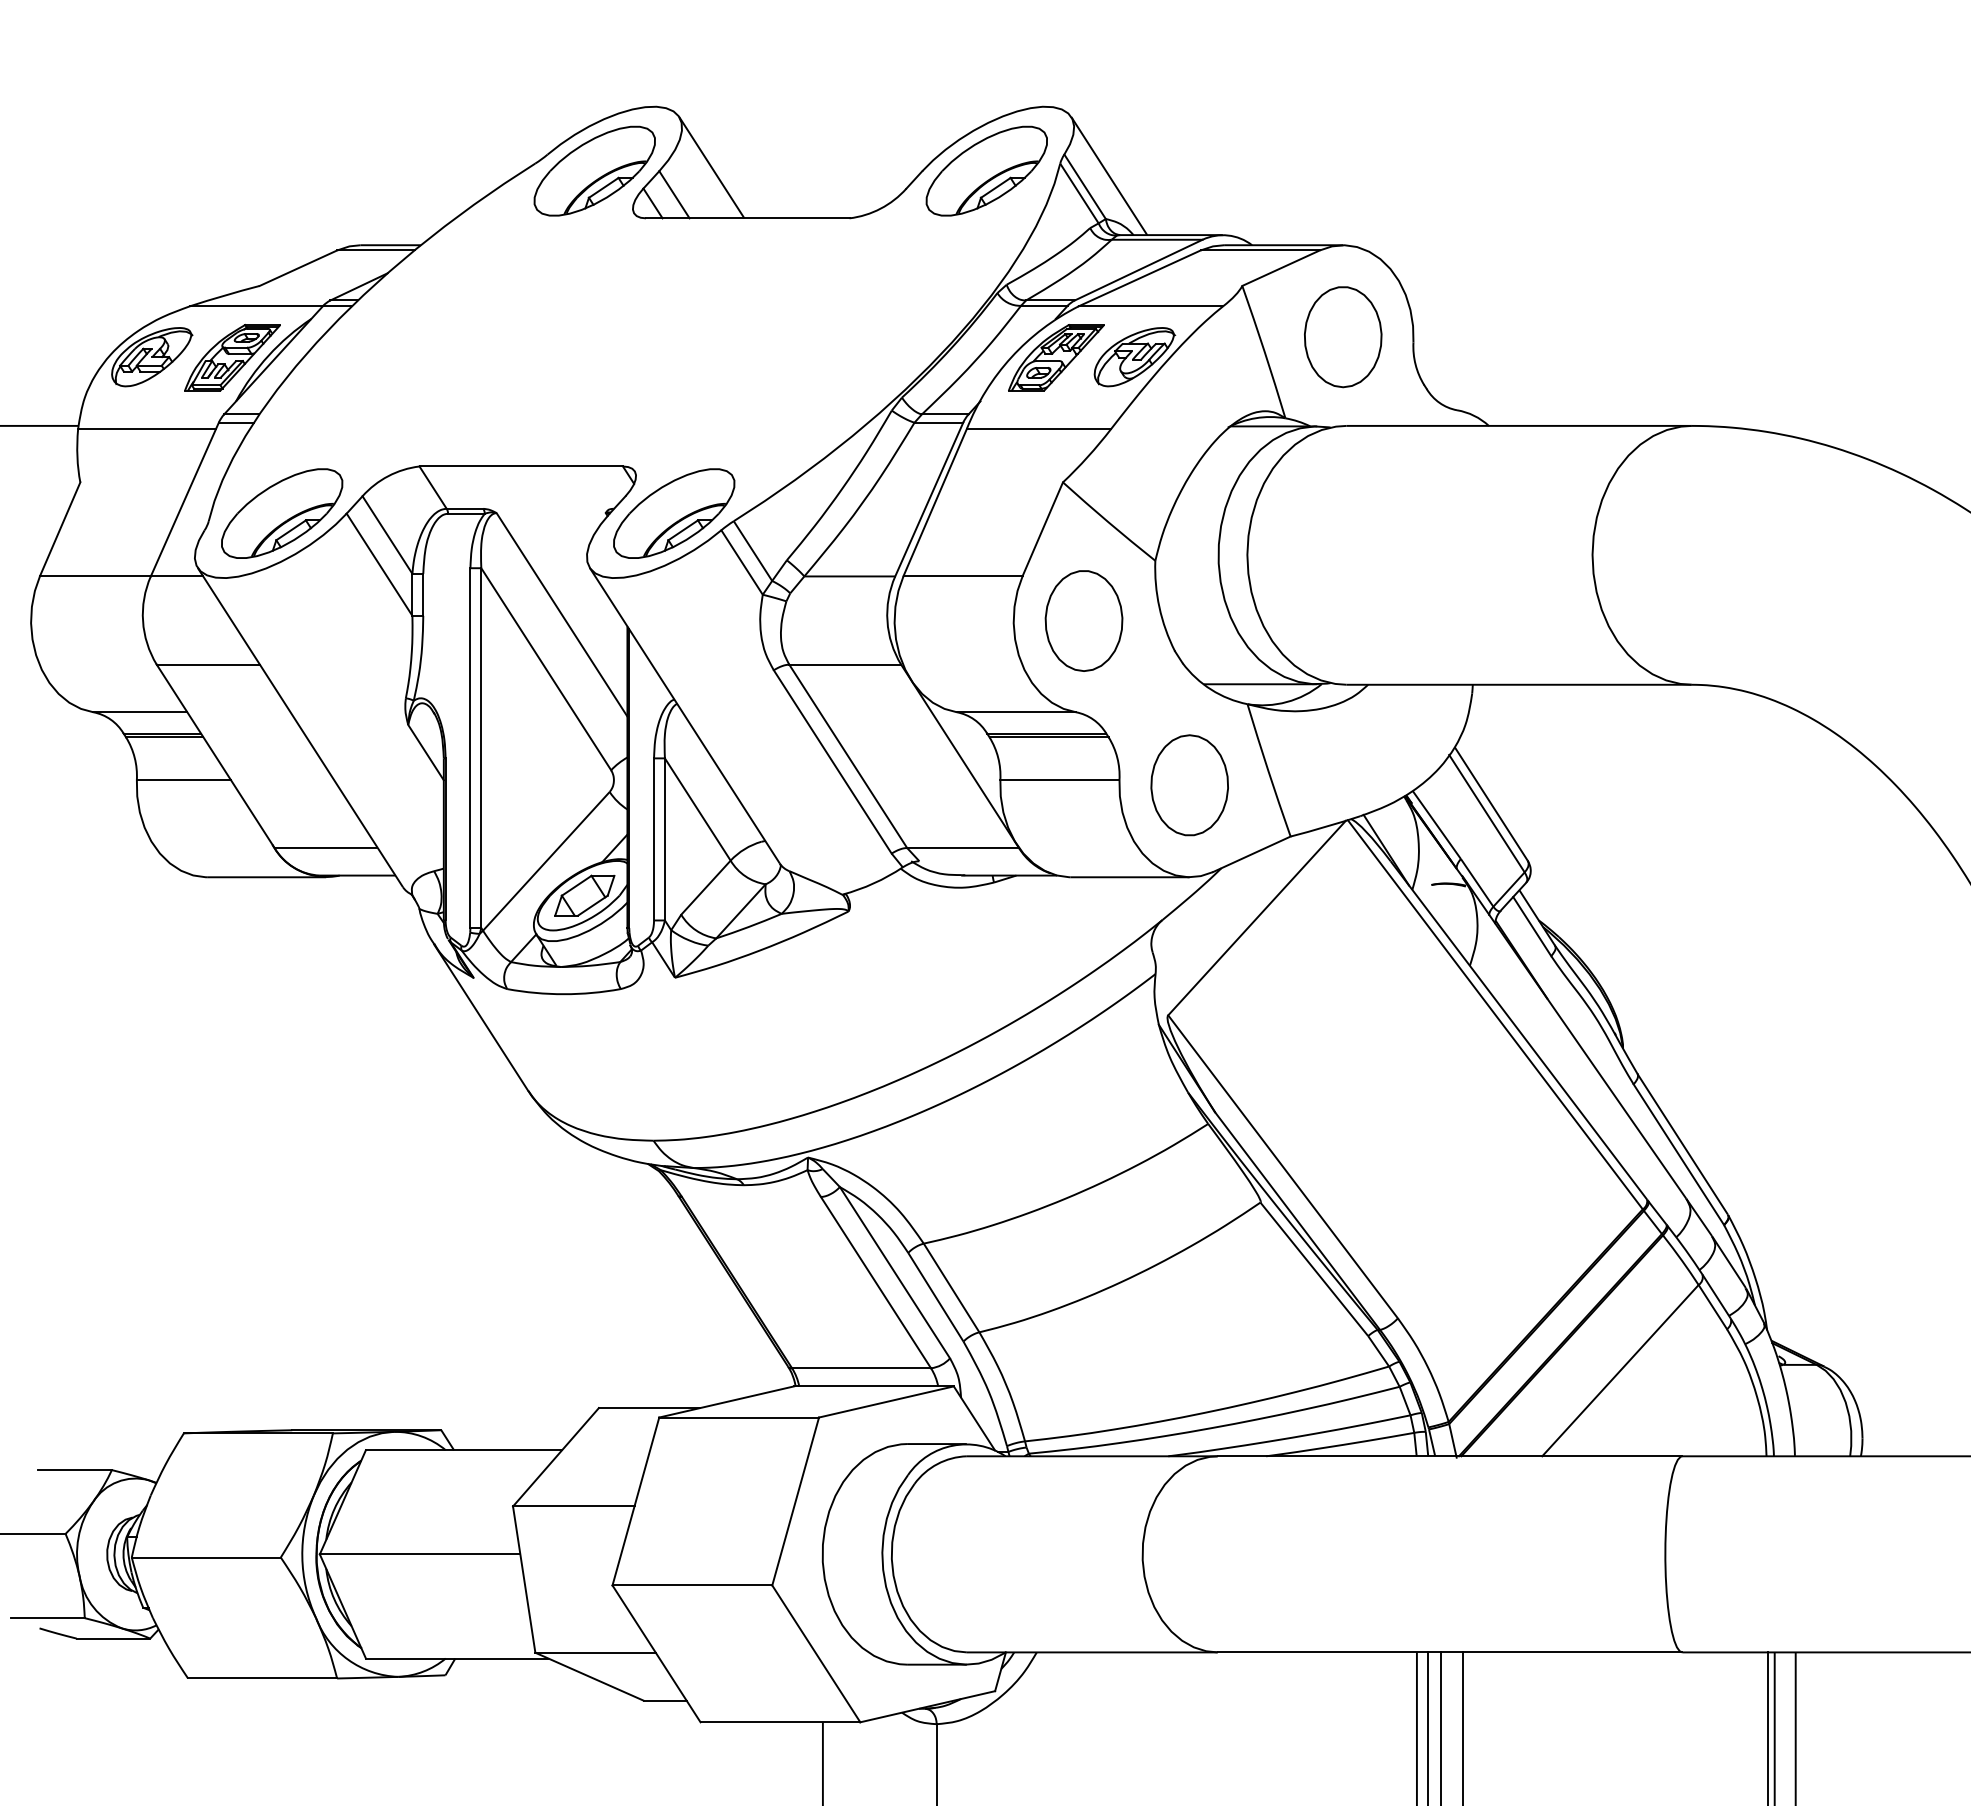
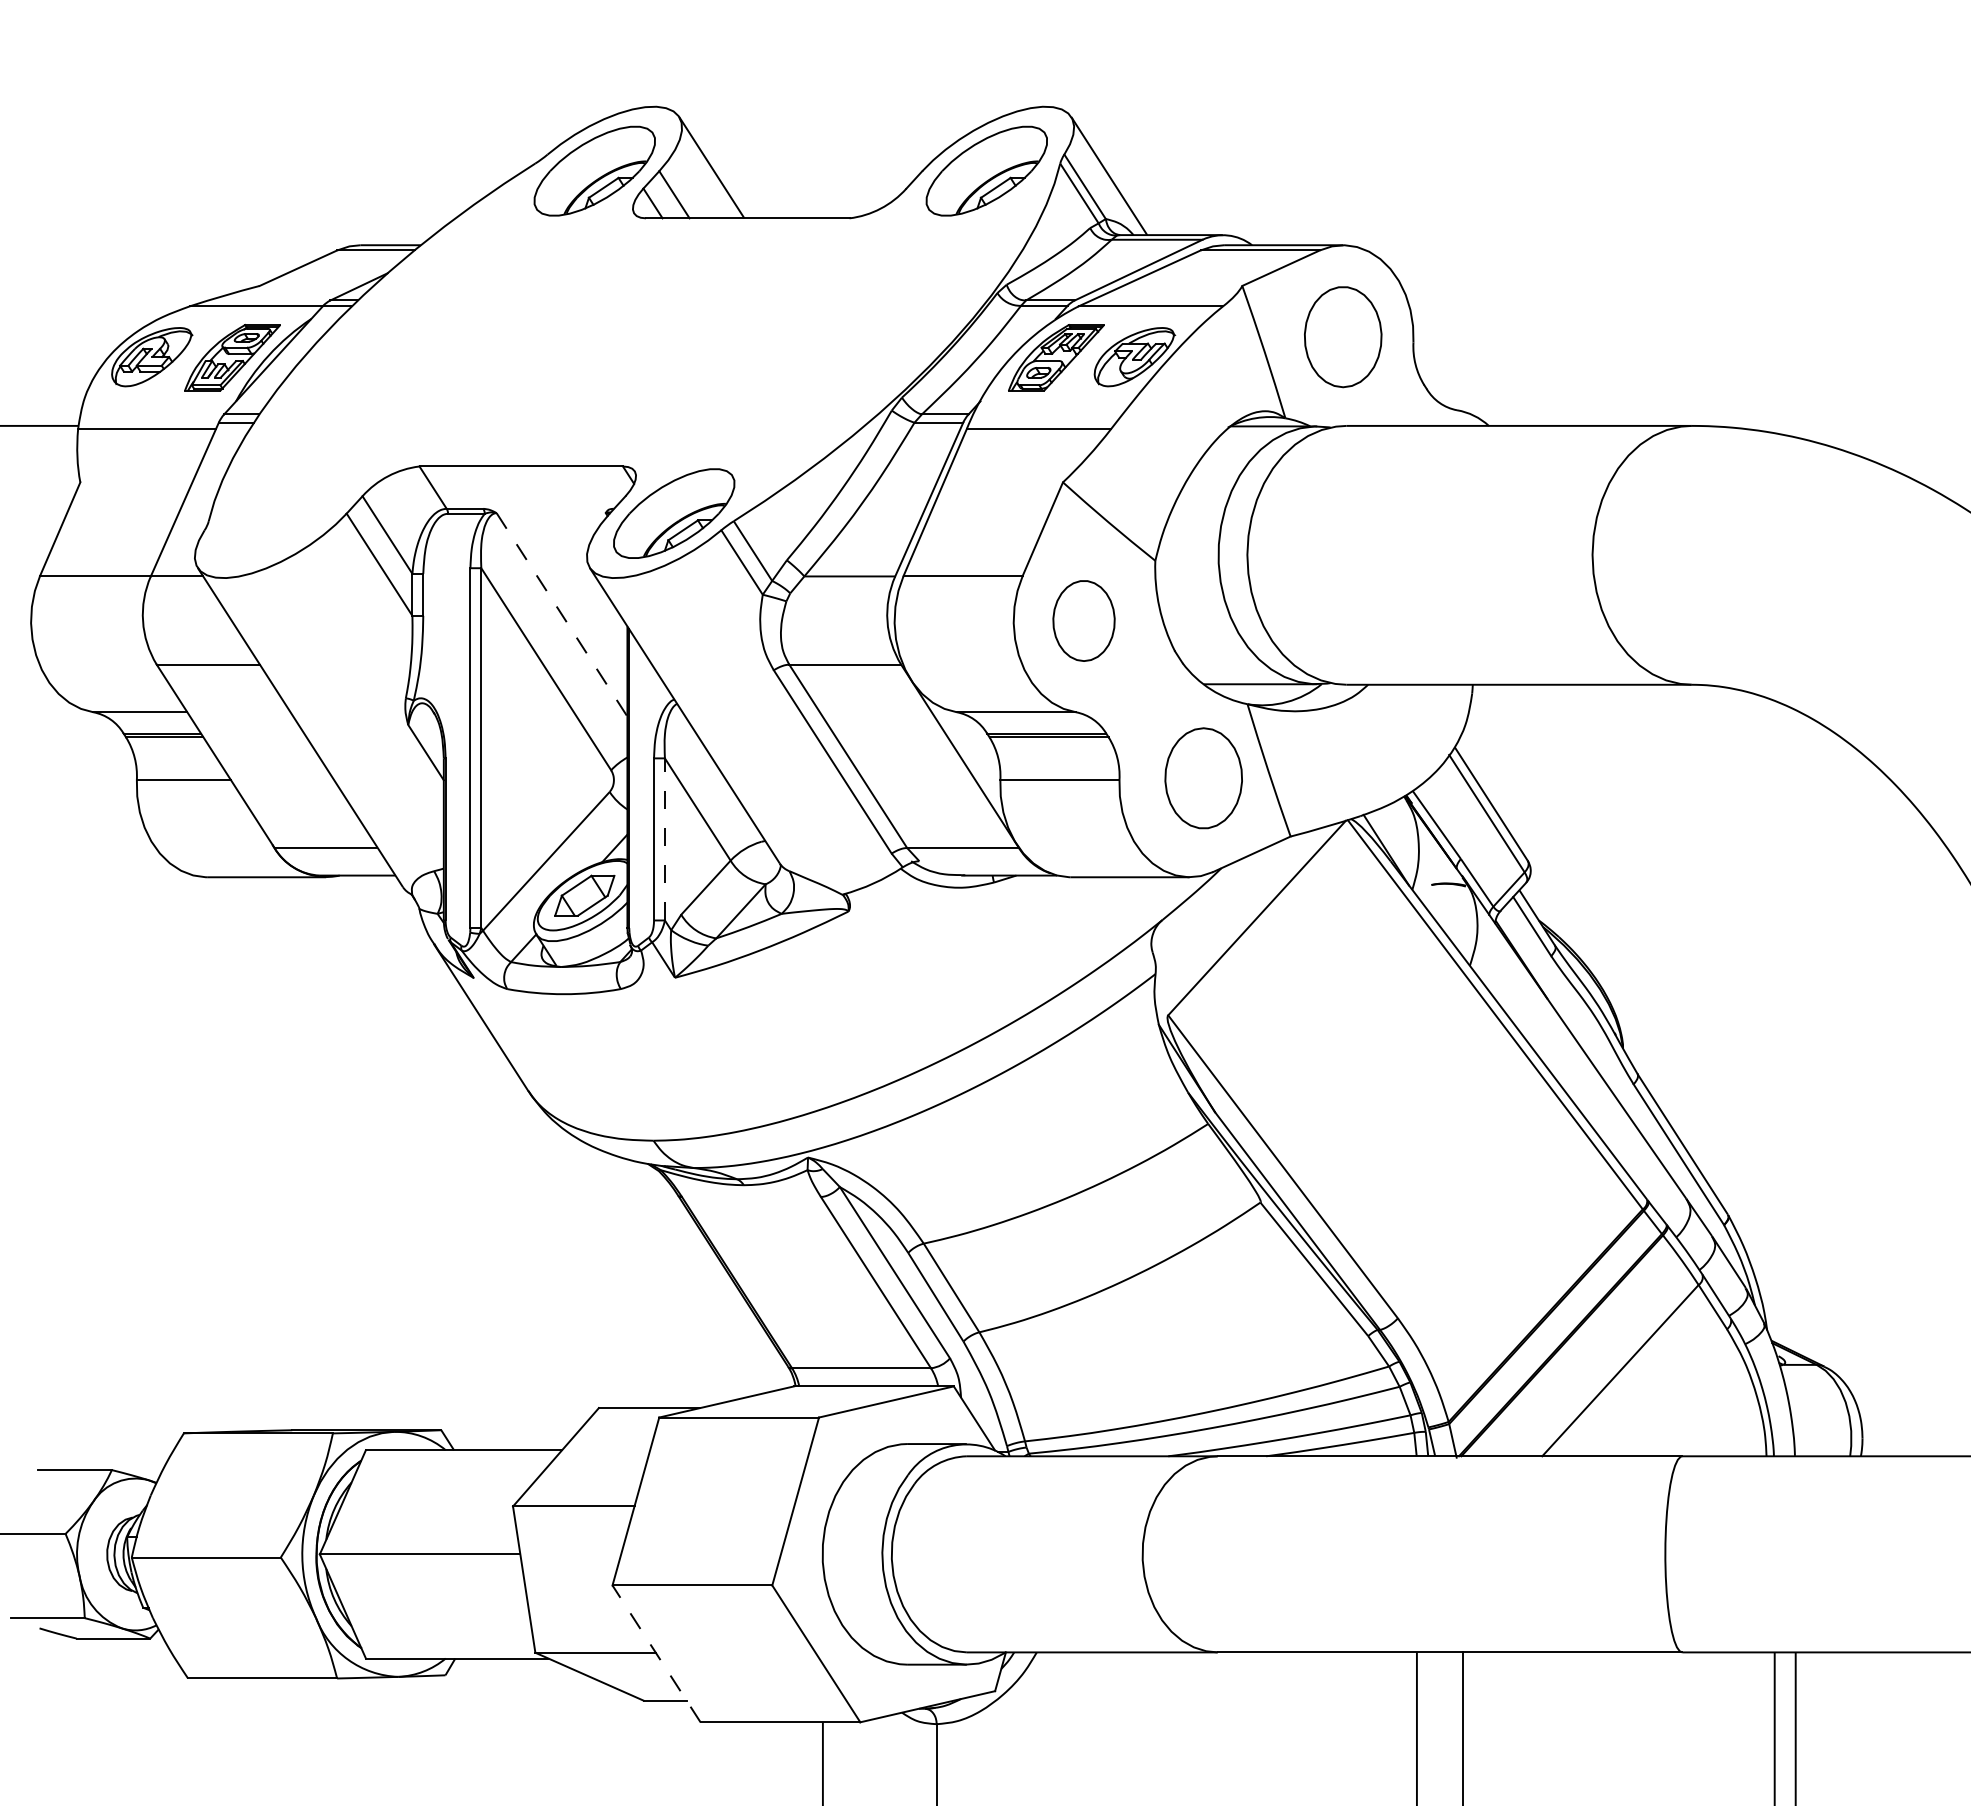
part: present -> none (282, 513)
line: solid -> dashed (562, 614)
part size: 80x102 px -> 64x82 px (1083, 620)
part position: (1189, 785) -> (1203, 778) (1203, 778)
line: solid -> dashed (664, 838)
line: solid -> dashed (656, 1653)
line: present -> none (1428, 1727)
line: present -> none (1441, 1727)
line: present -> none (1767, 1727)
